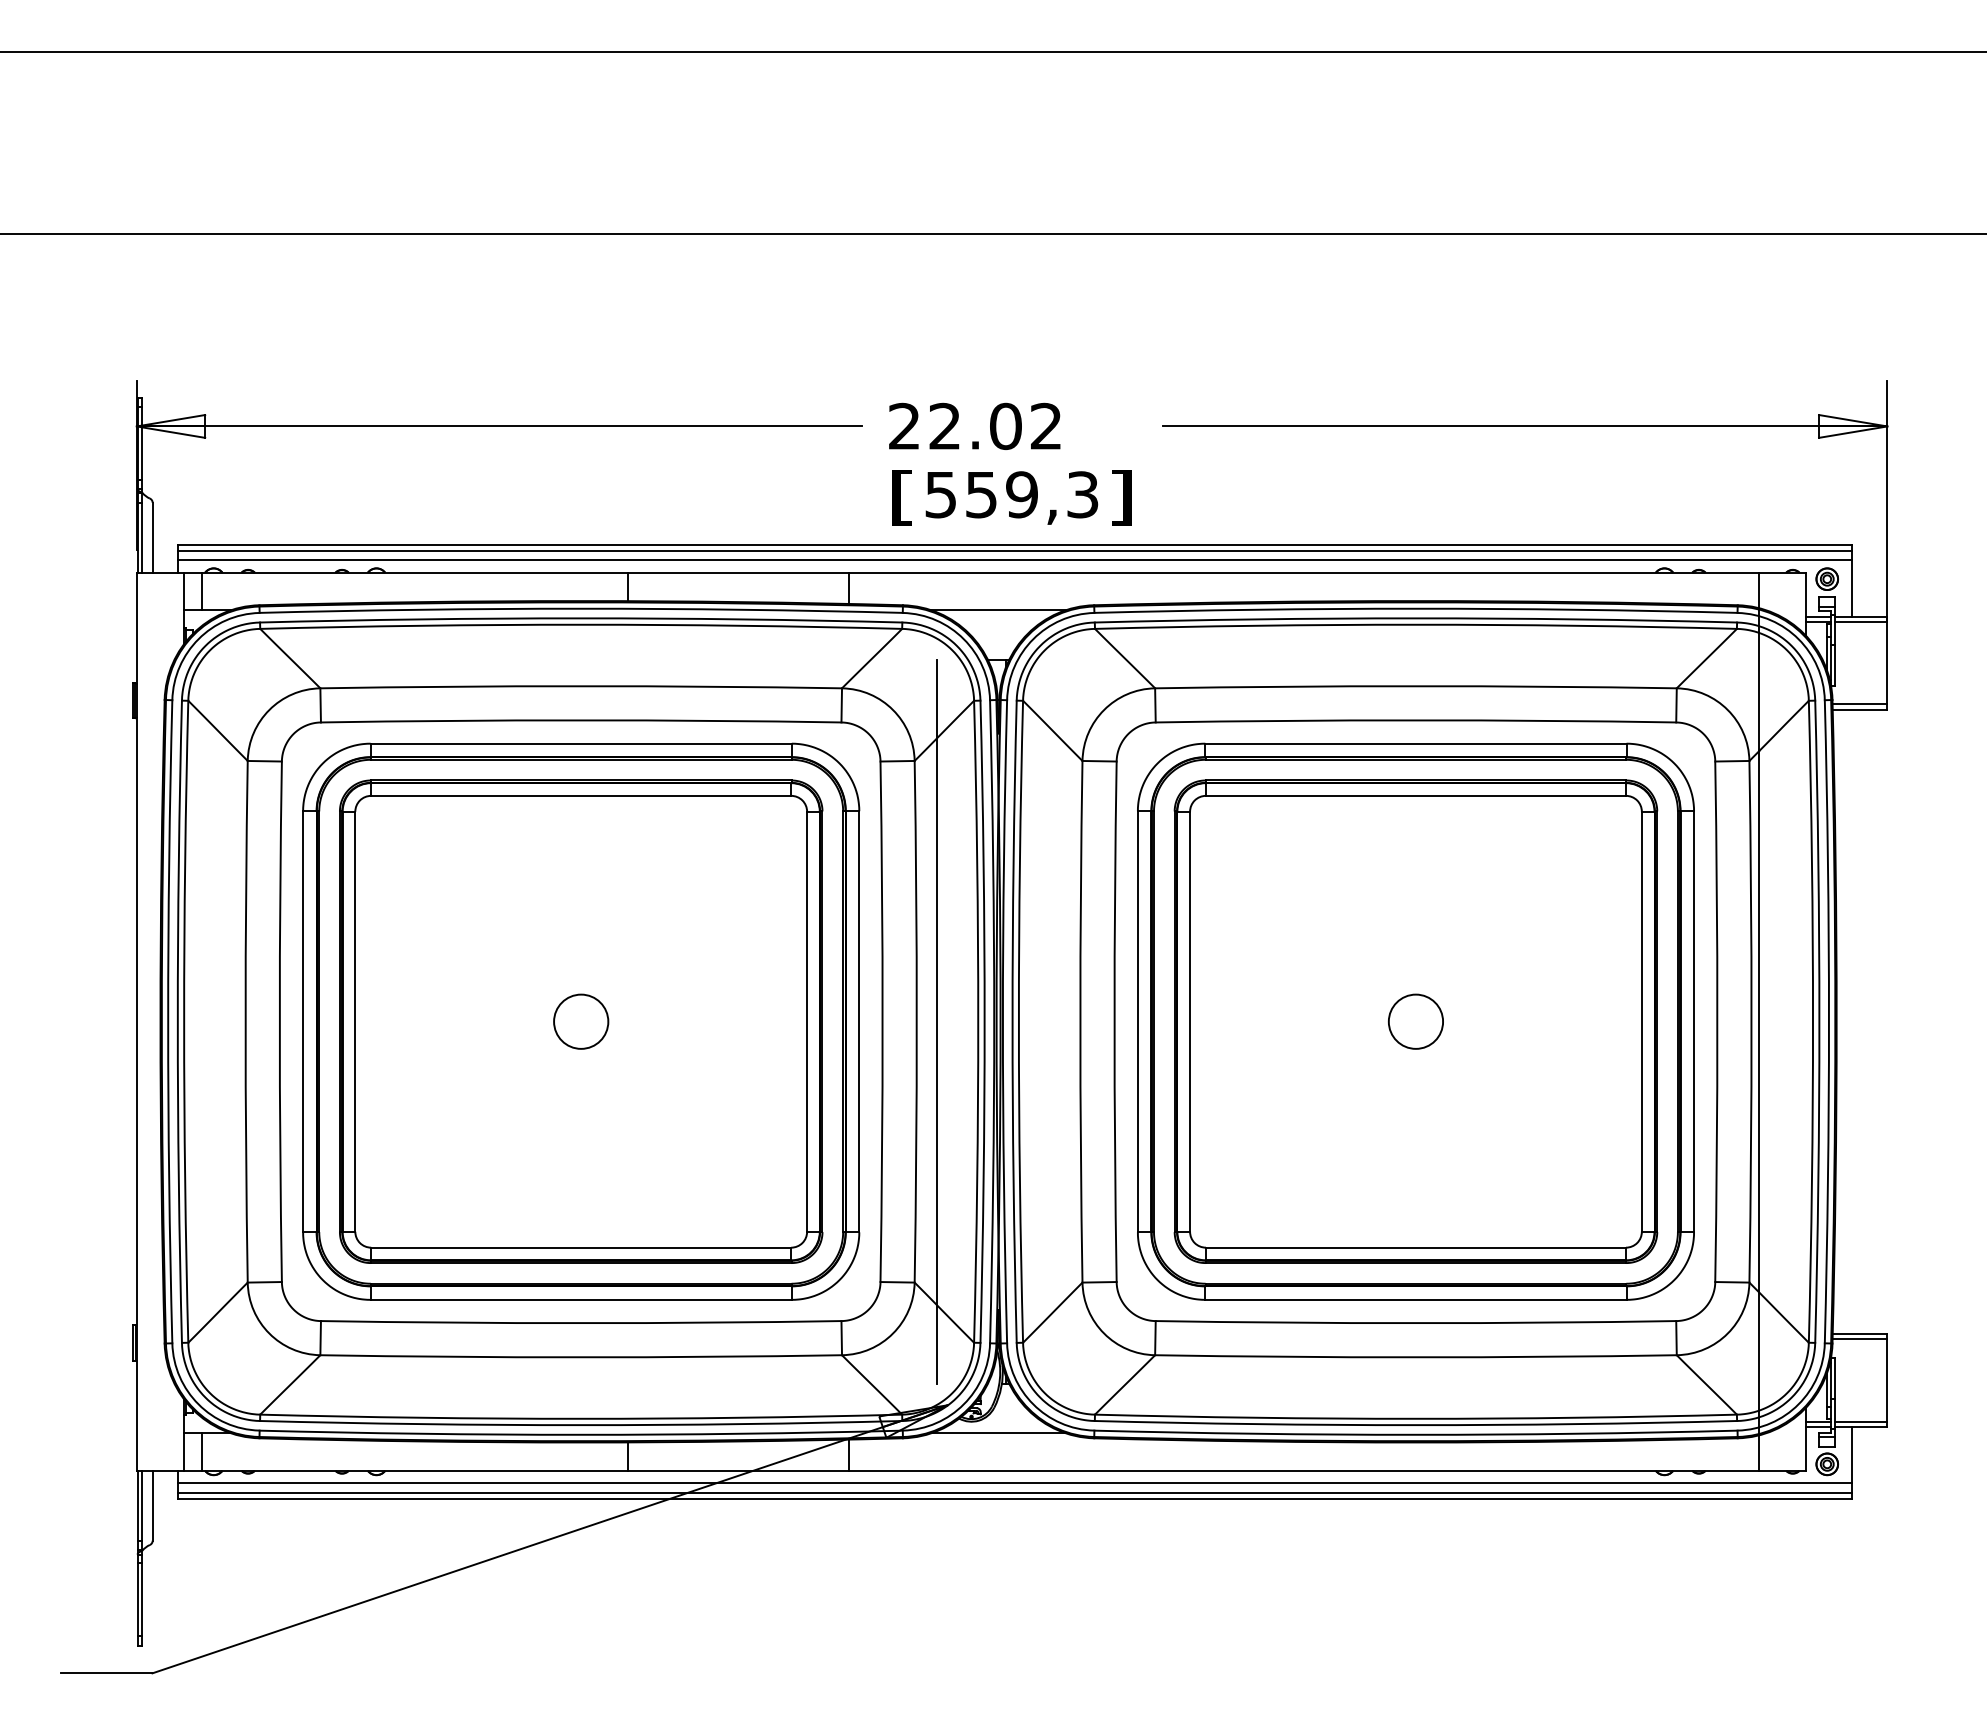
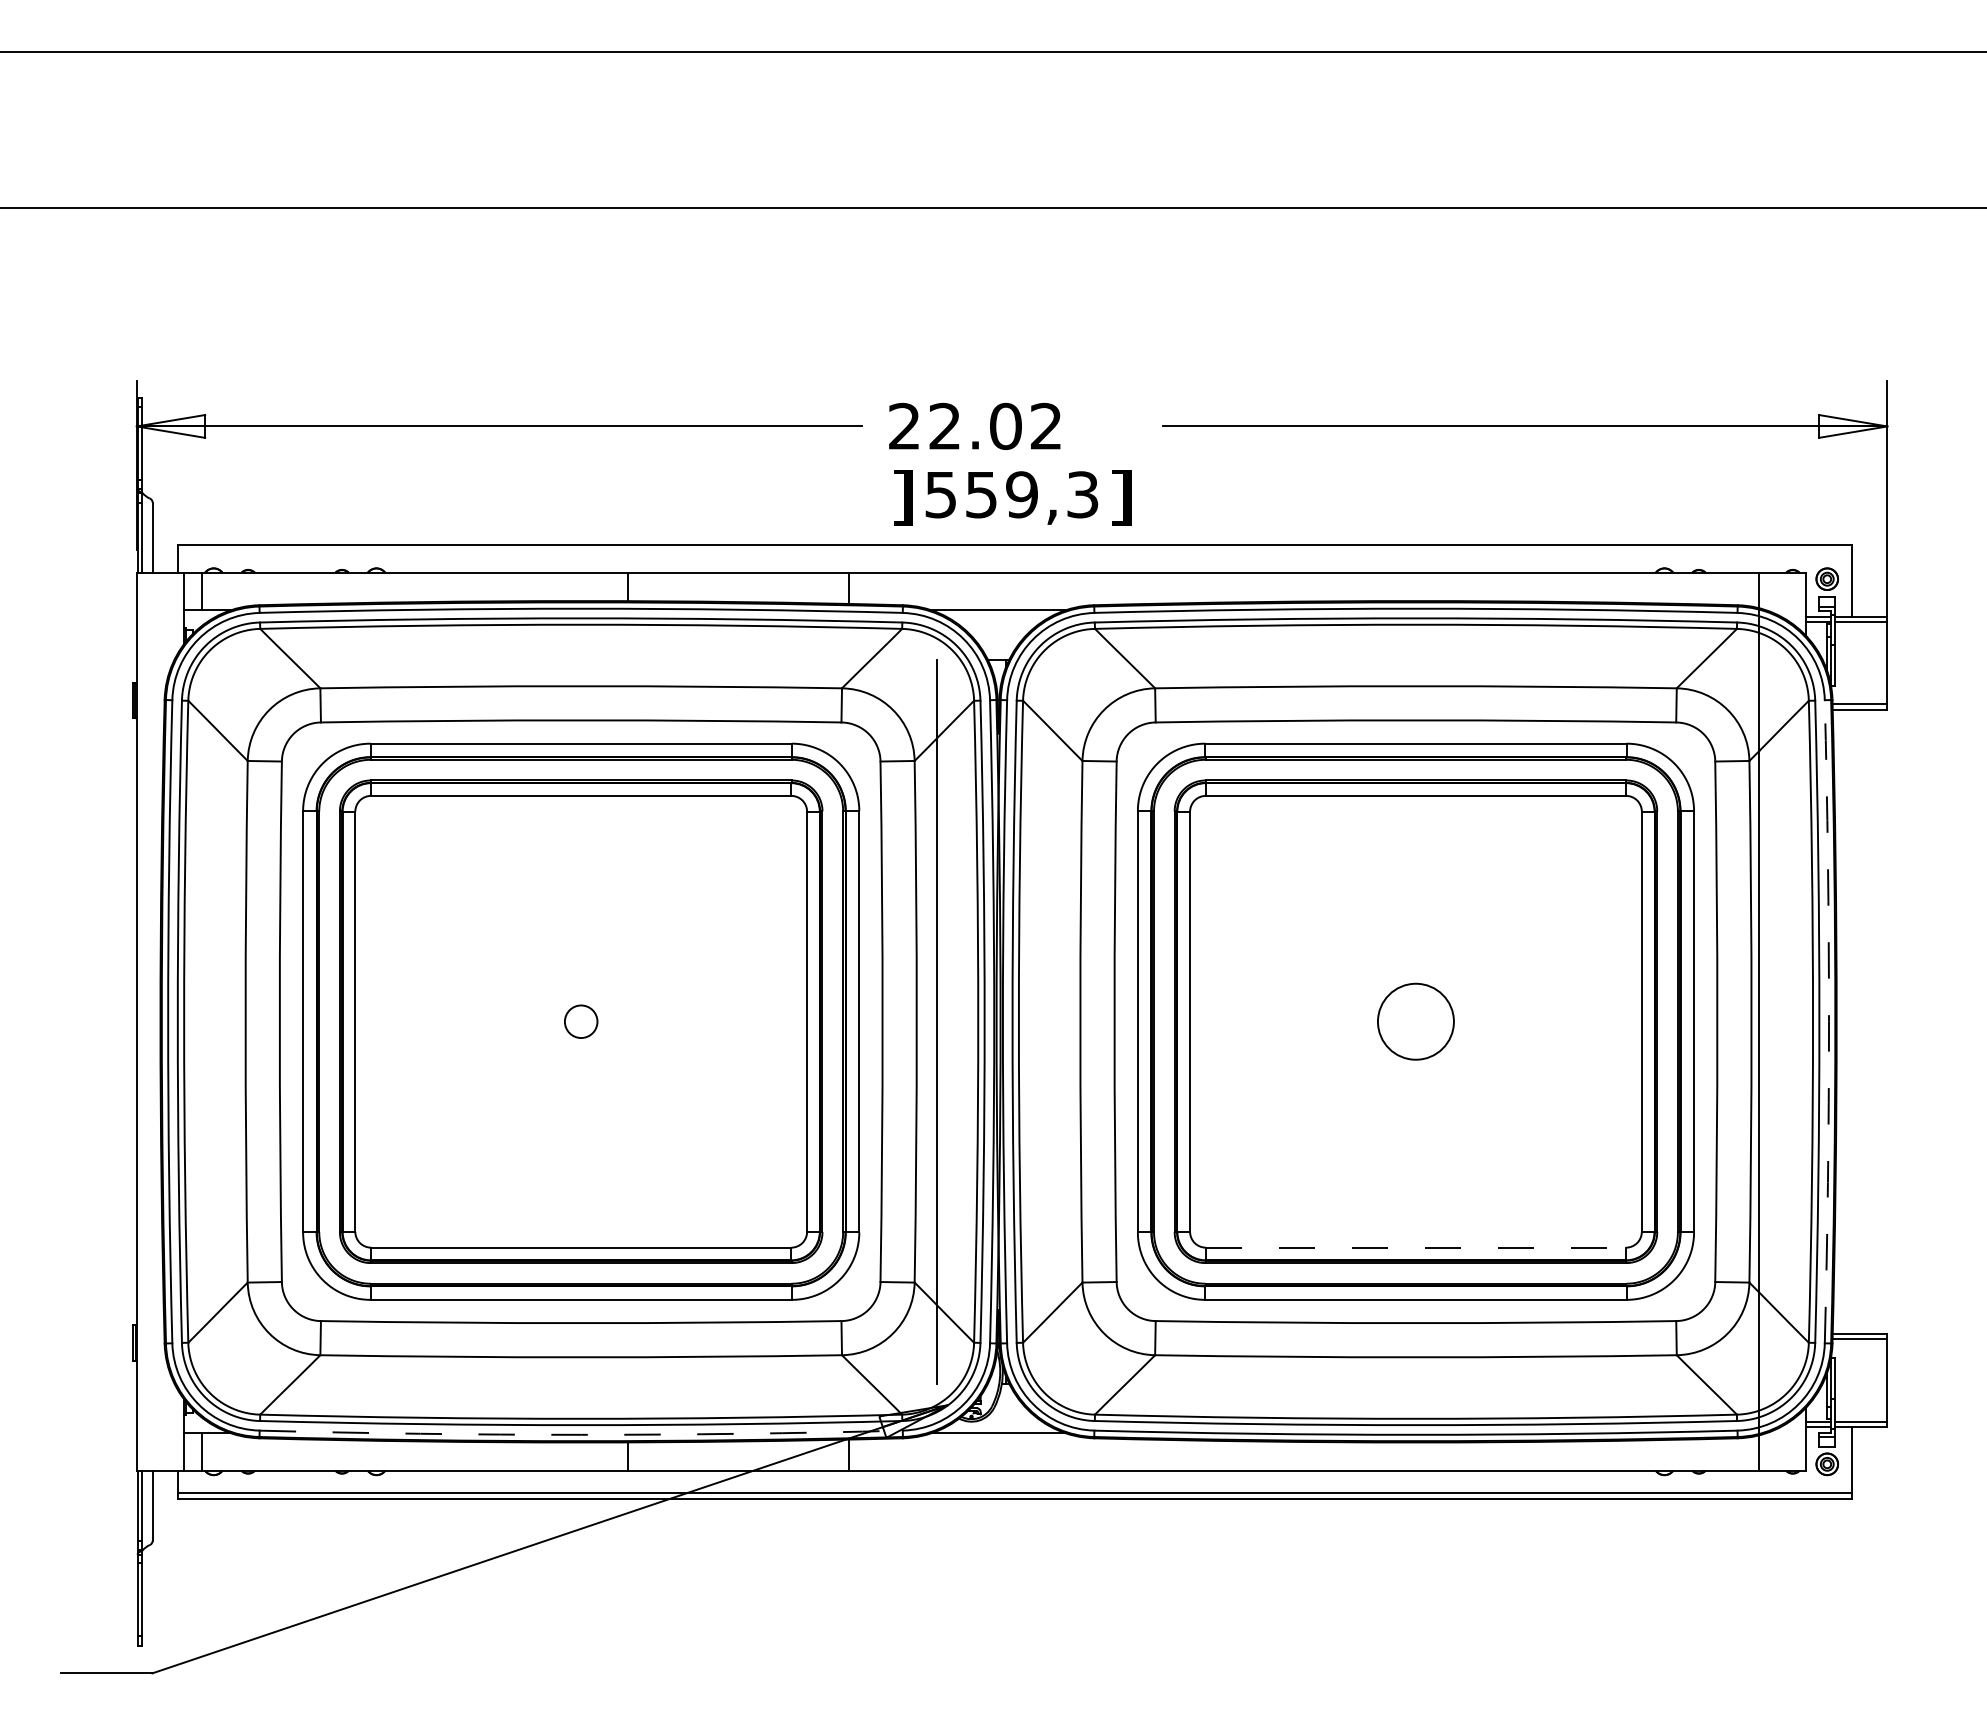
line position: (992, 234) -> (992, 208) (992, 208)
text: [ -> ] (902, 497)
line: present -> none (1015, 551)
line: present -> none (1015, 560)
circle diameter: 54 px -> 33 px (580, 1021)
circle diameter: 54 px -> 76 px (1415, 1021)
arc: solid -> dashed (1828, 1021)
line: solid -> dashed (1416, 1247)
arc: solid -> dashed (581, 1434)
line: present -> none (1015, 1483)
